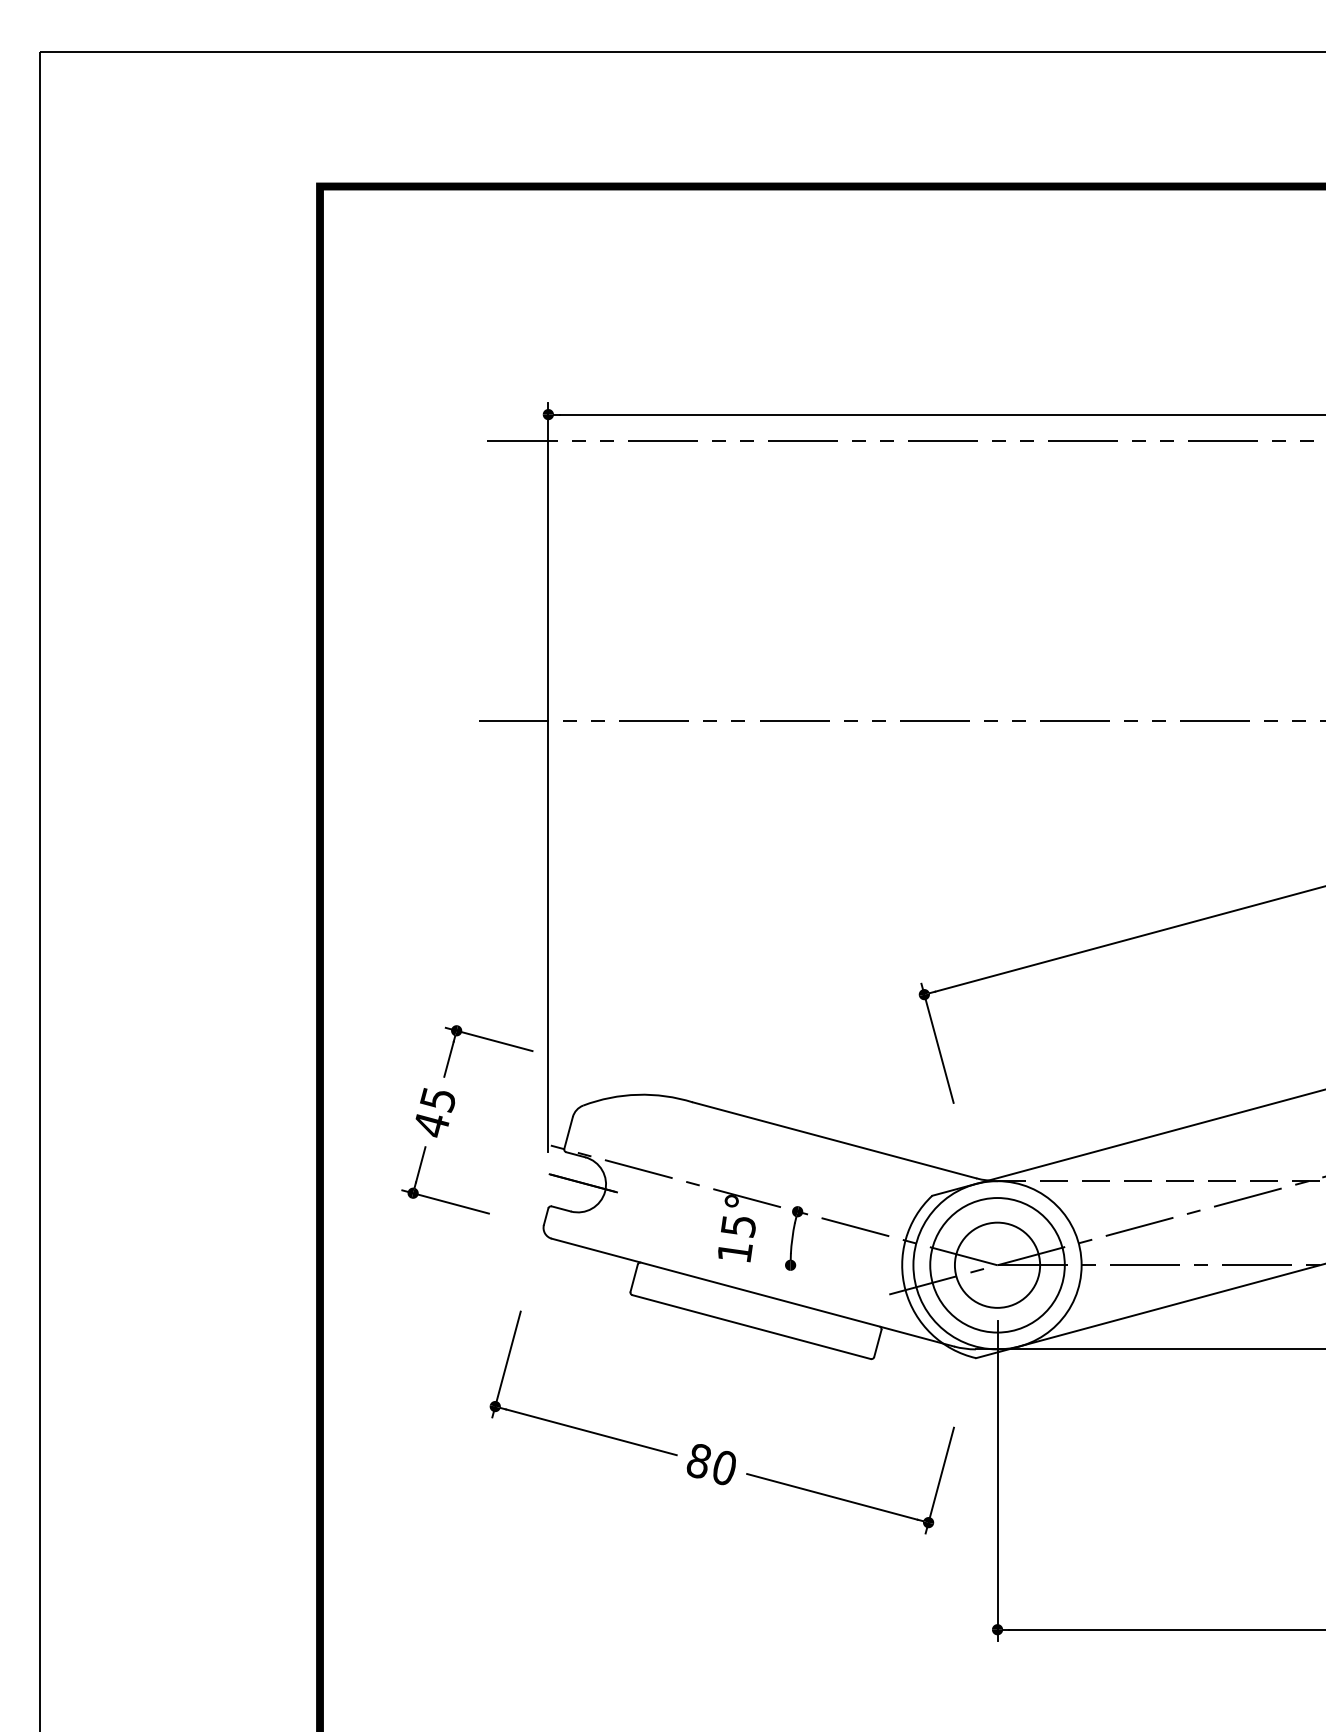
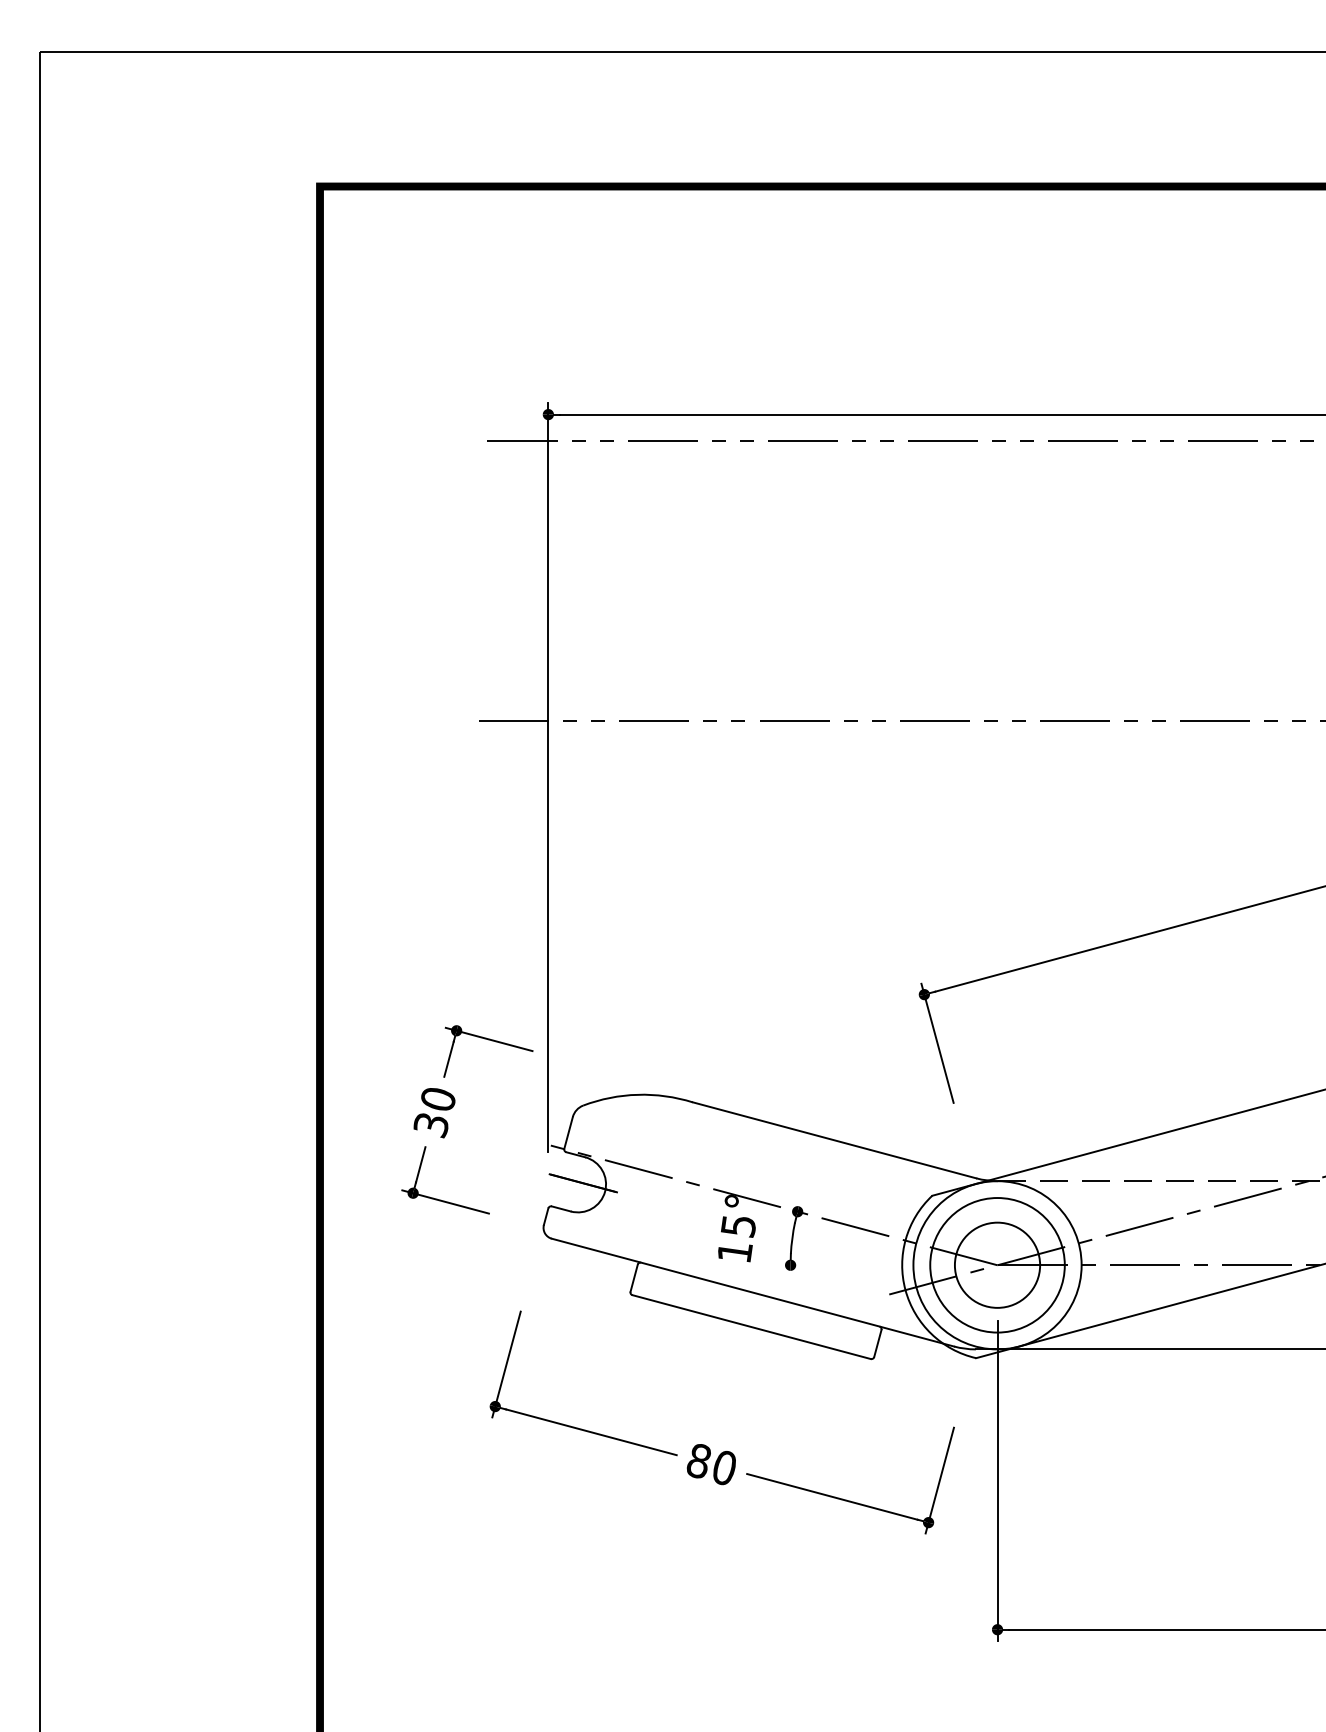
text: 45 -> 30 (434, 1113)
